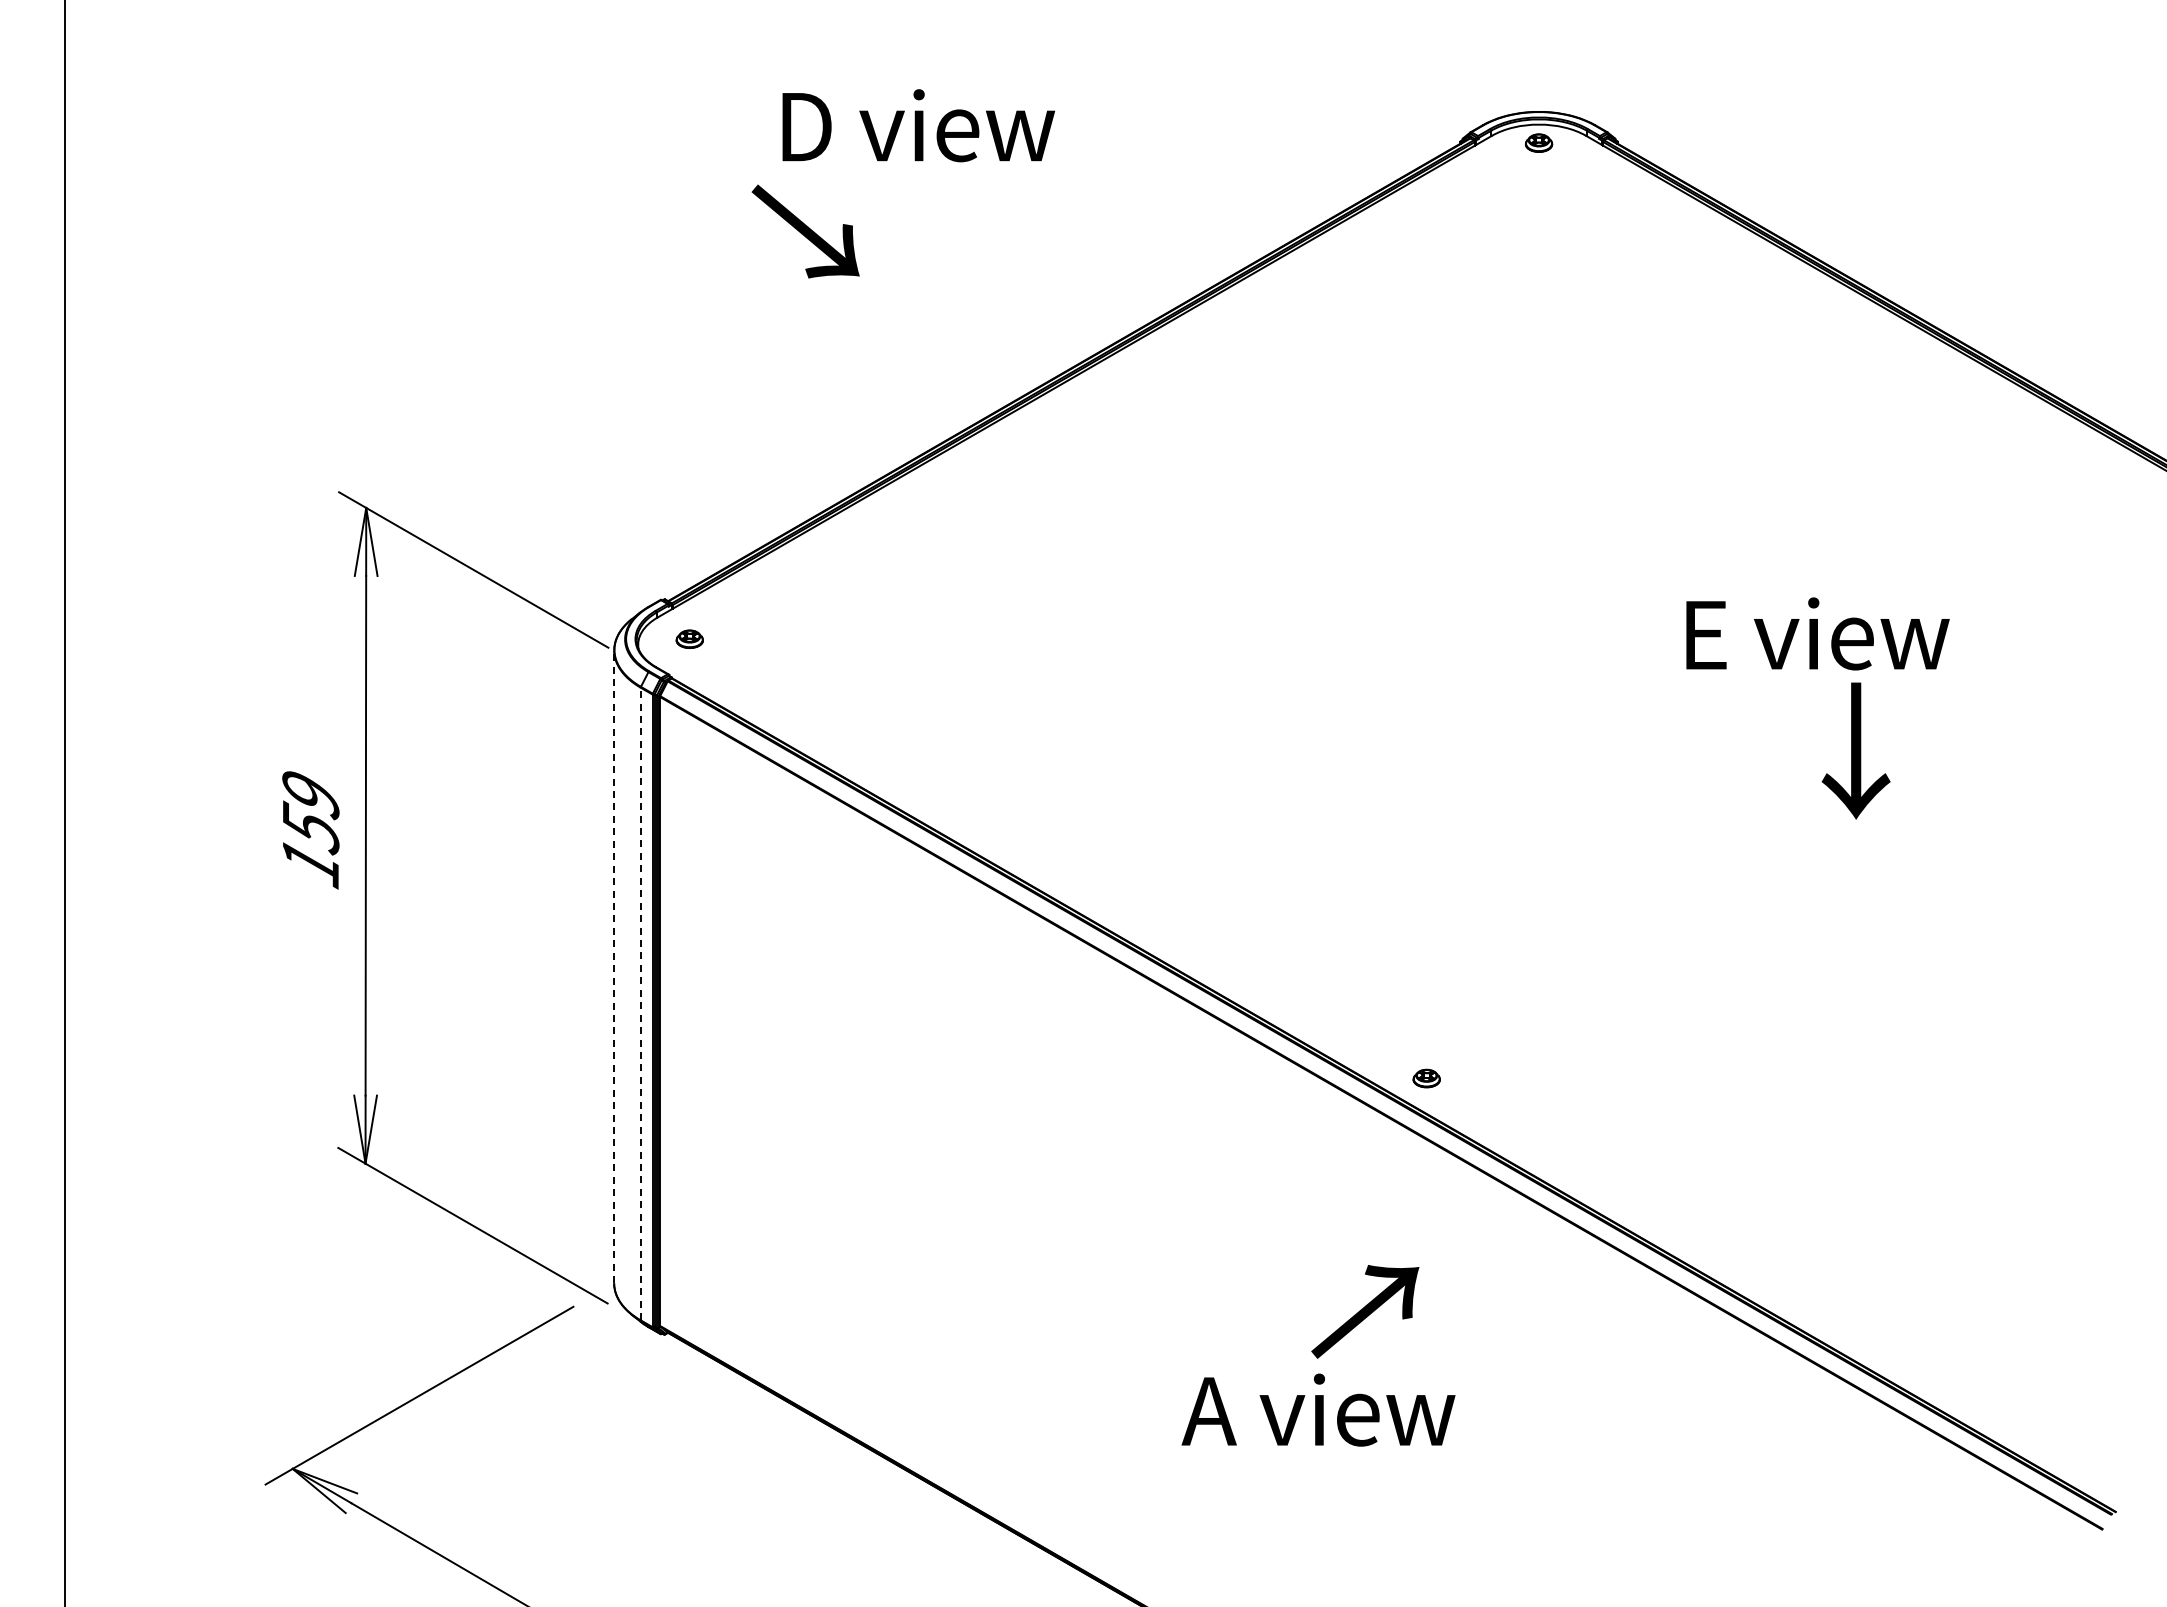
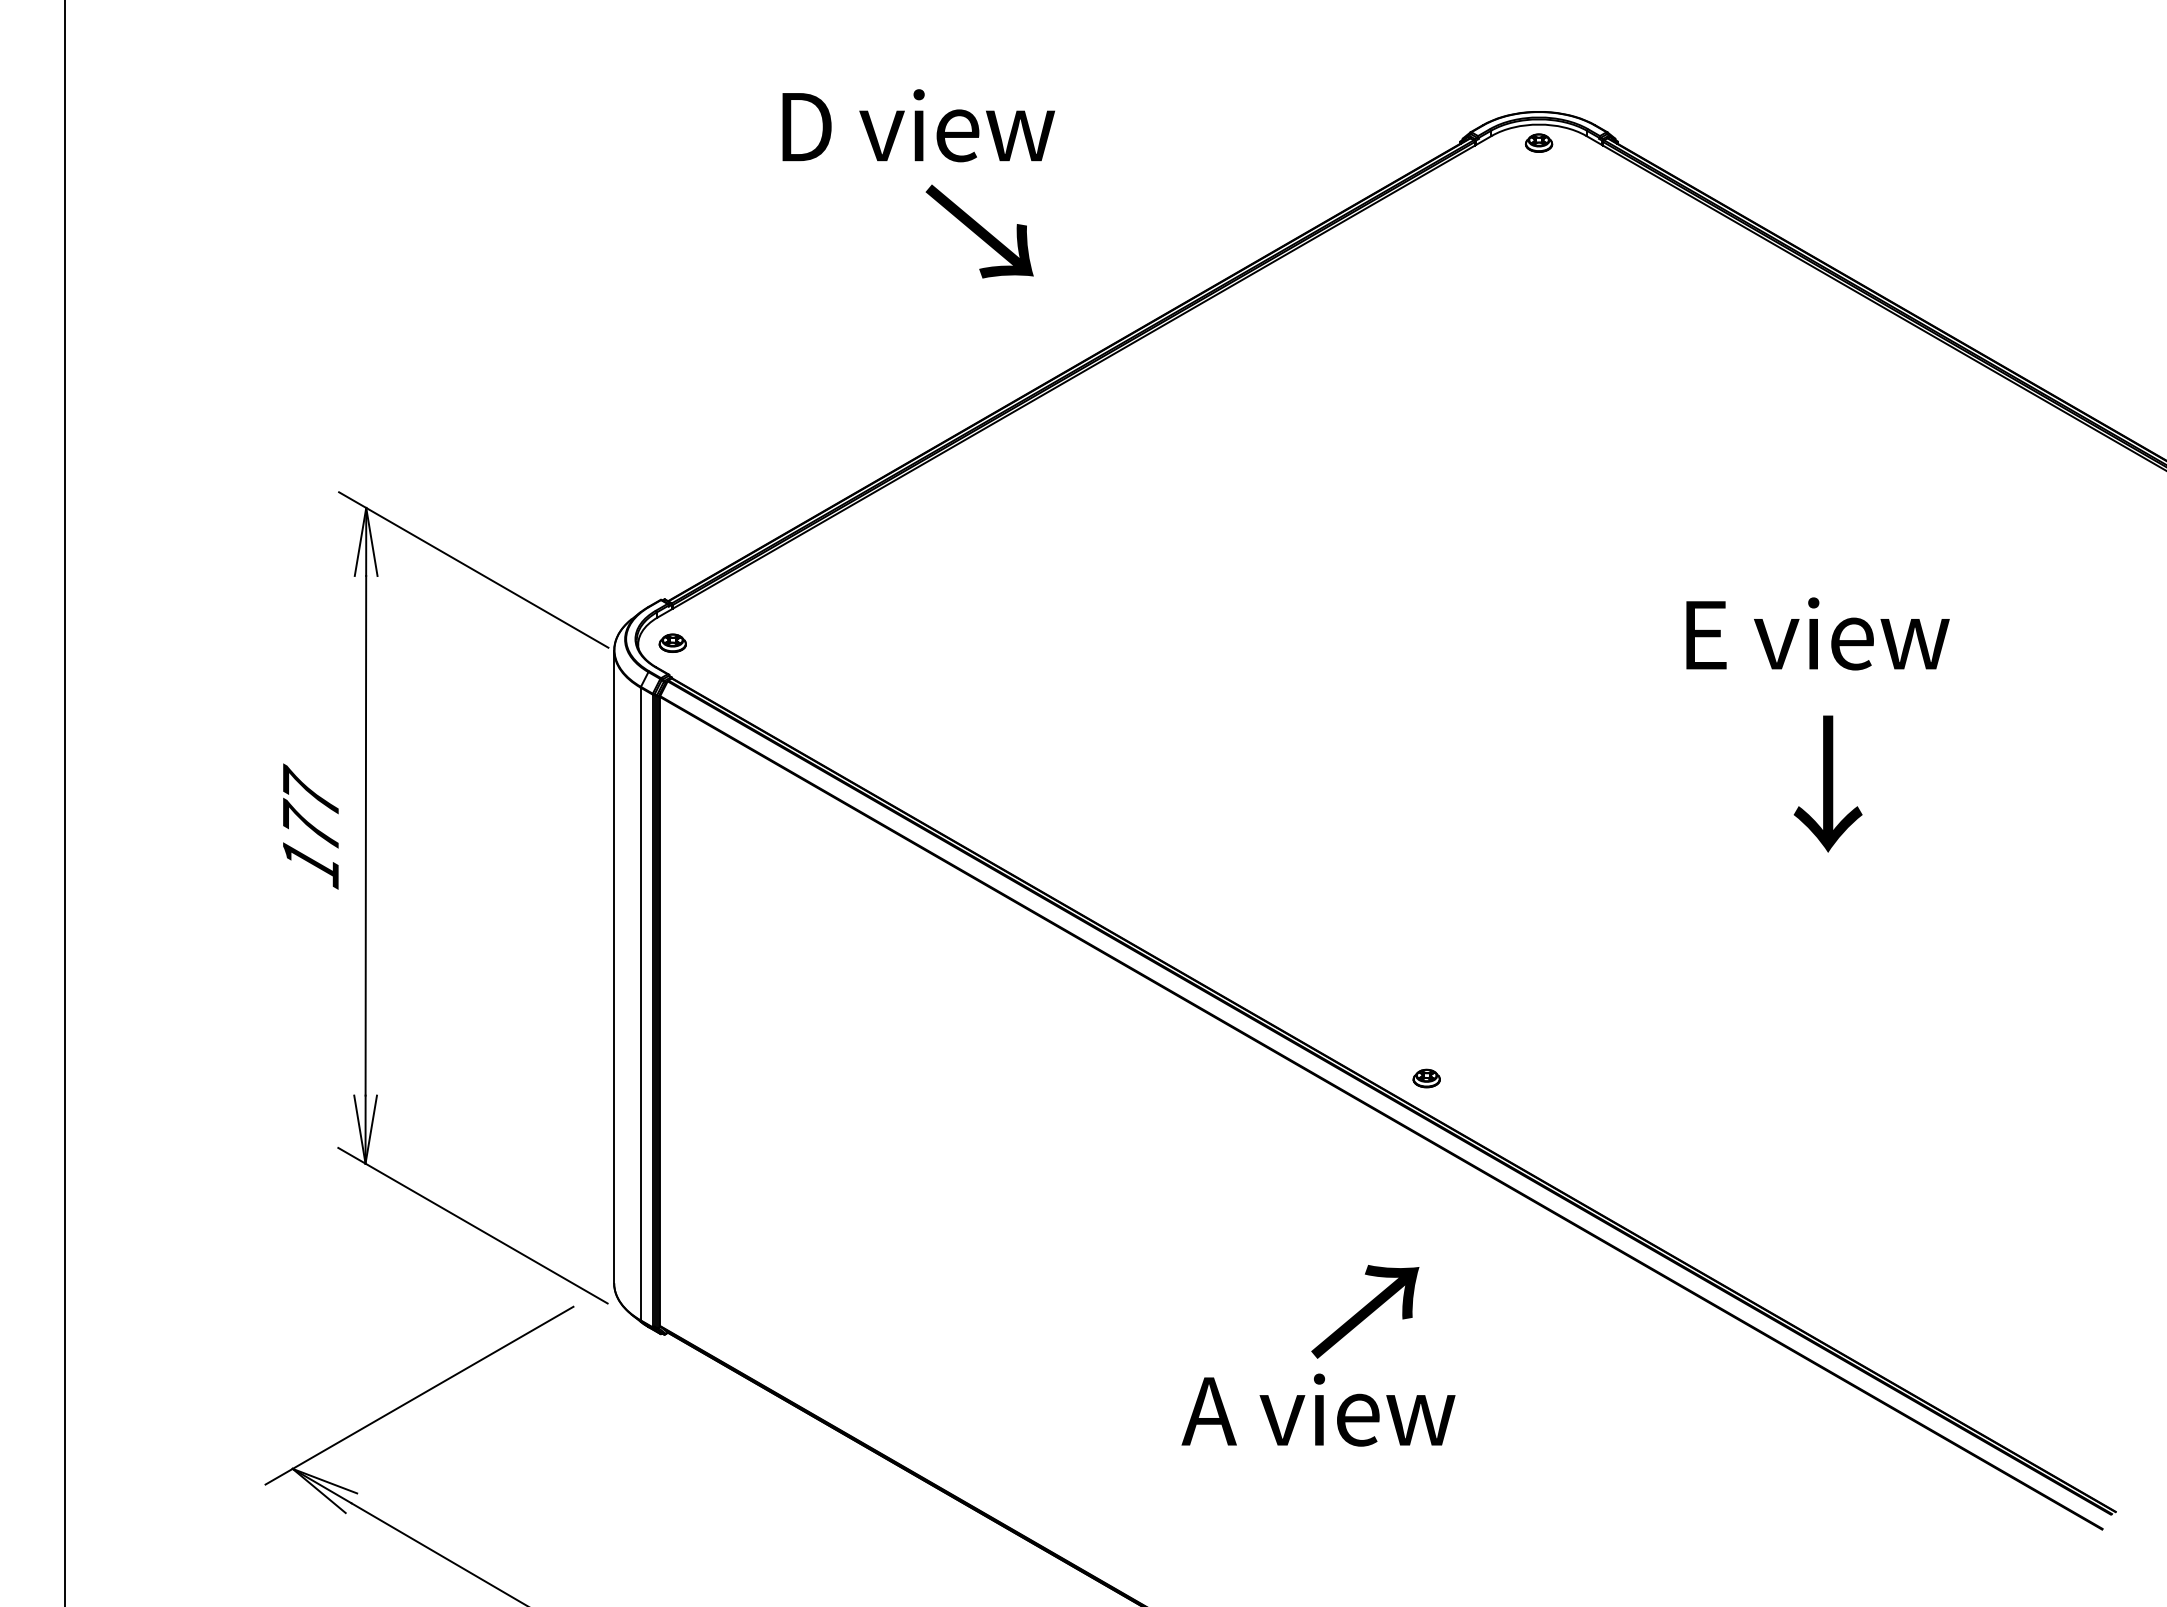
text position: (805, 231) -> (979, 231) (979, 231)
part position: (689, 638) -> (672, 642) (672, 642)
text position: (1855, 750) -> (1827, 783) (1827, 783)
text: 159 -> 177 (310, 809)
line: dashed -> solid (614, 966)
line: dashed -> solid (640, 1003)
